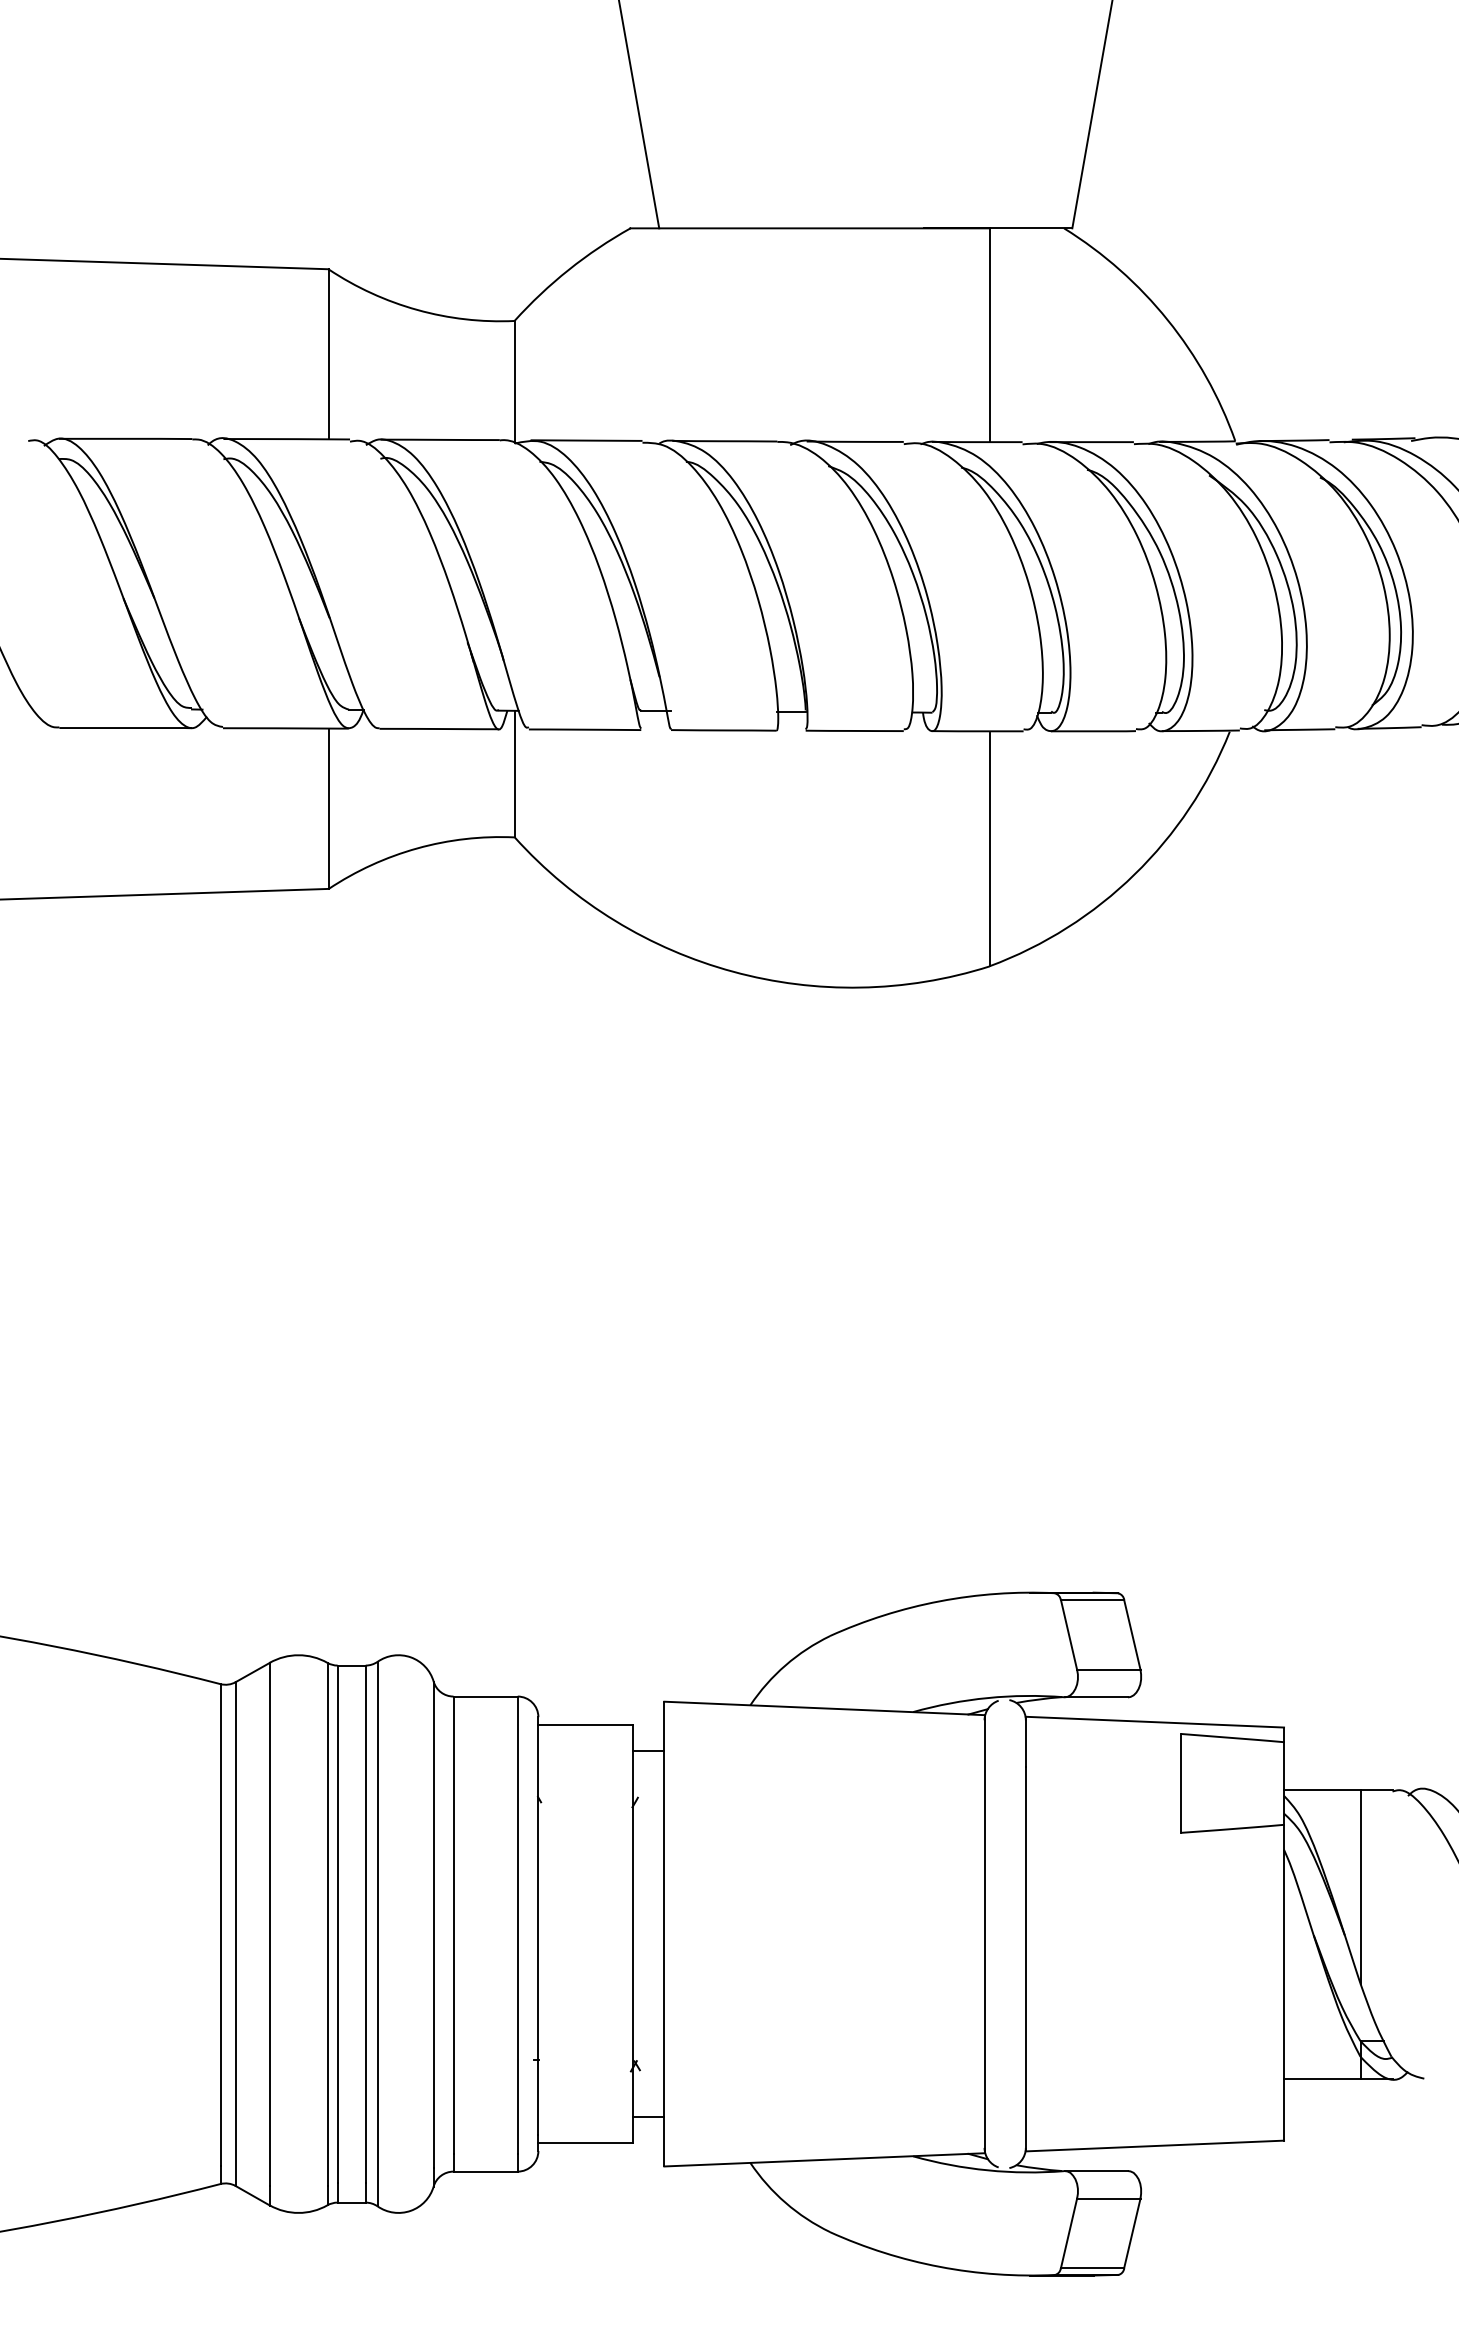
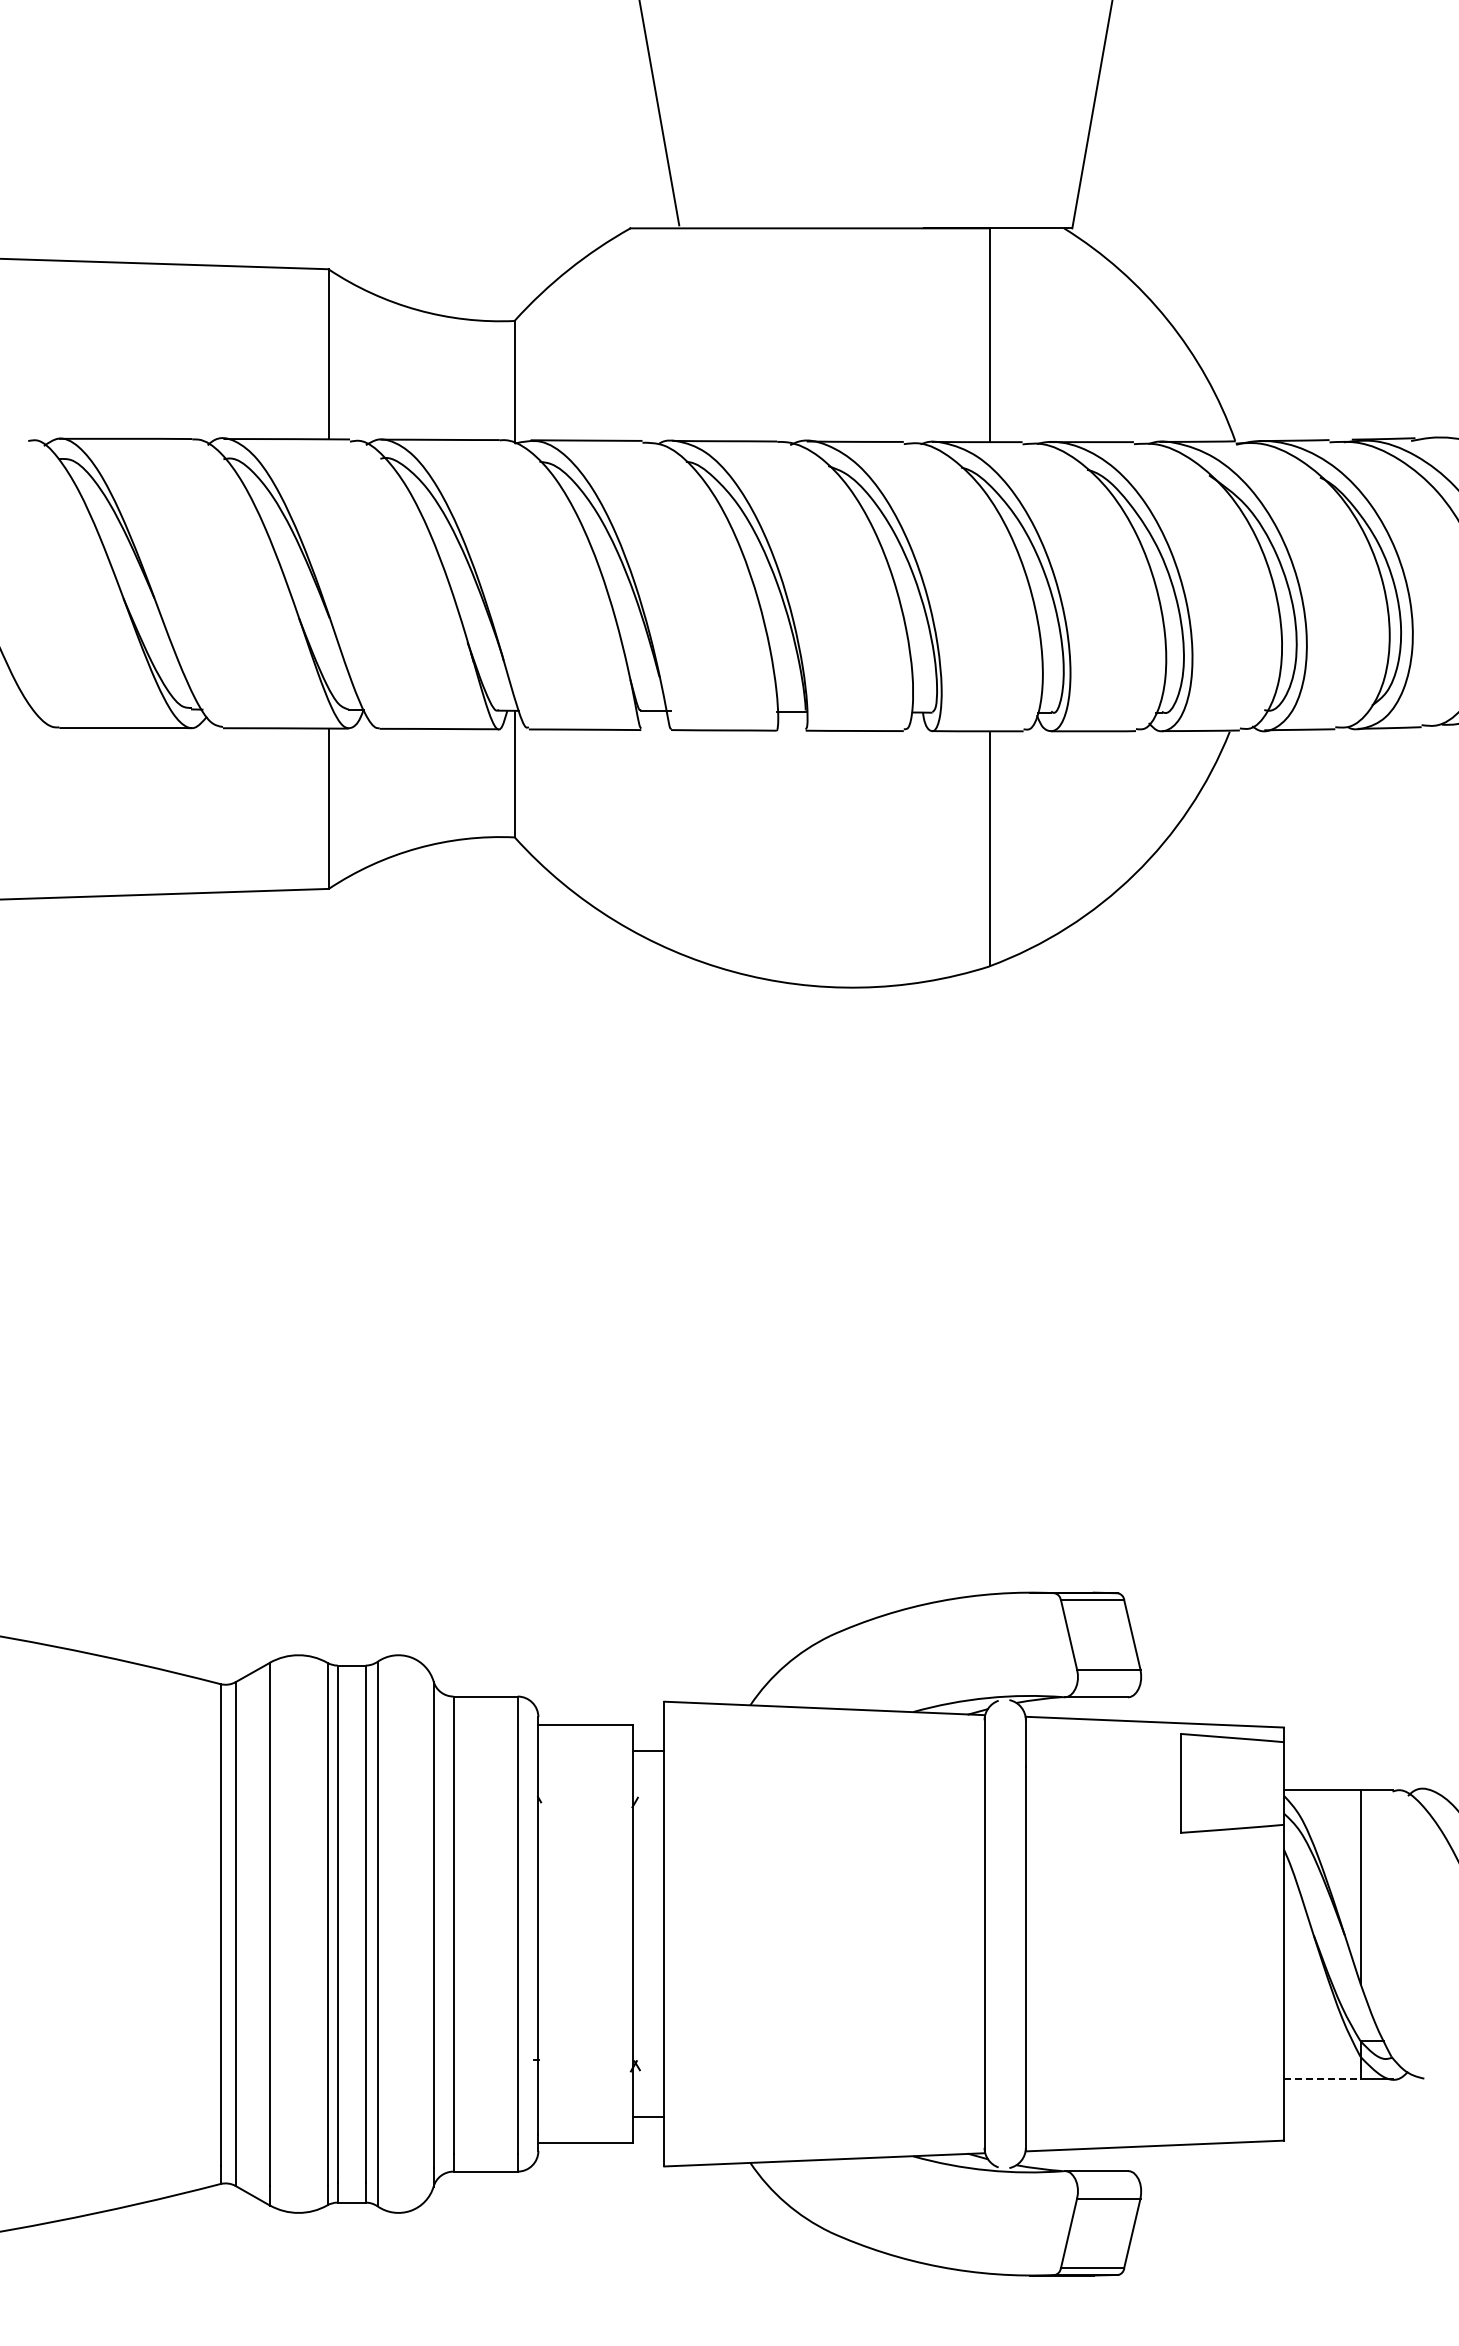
line position: (639, 115) -> (659, 113) (659, 113)
line: solid -> dashed (1322, 2078)
